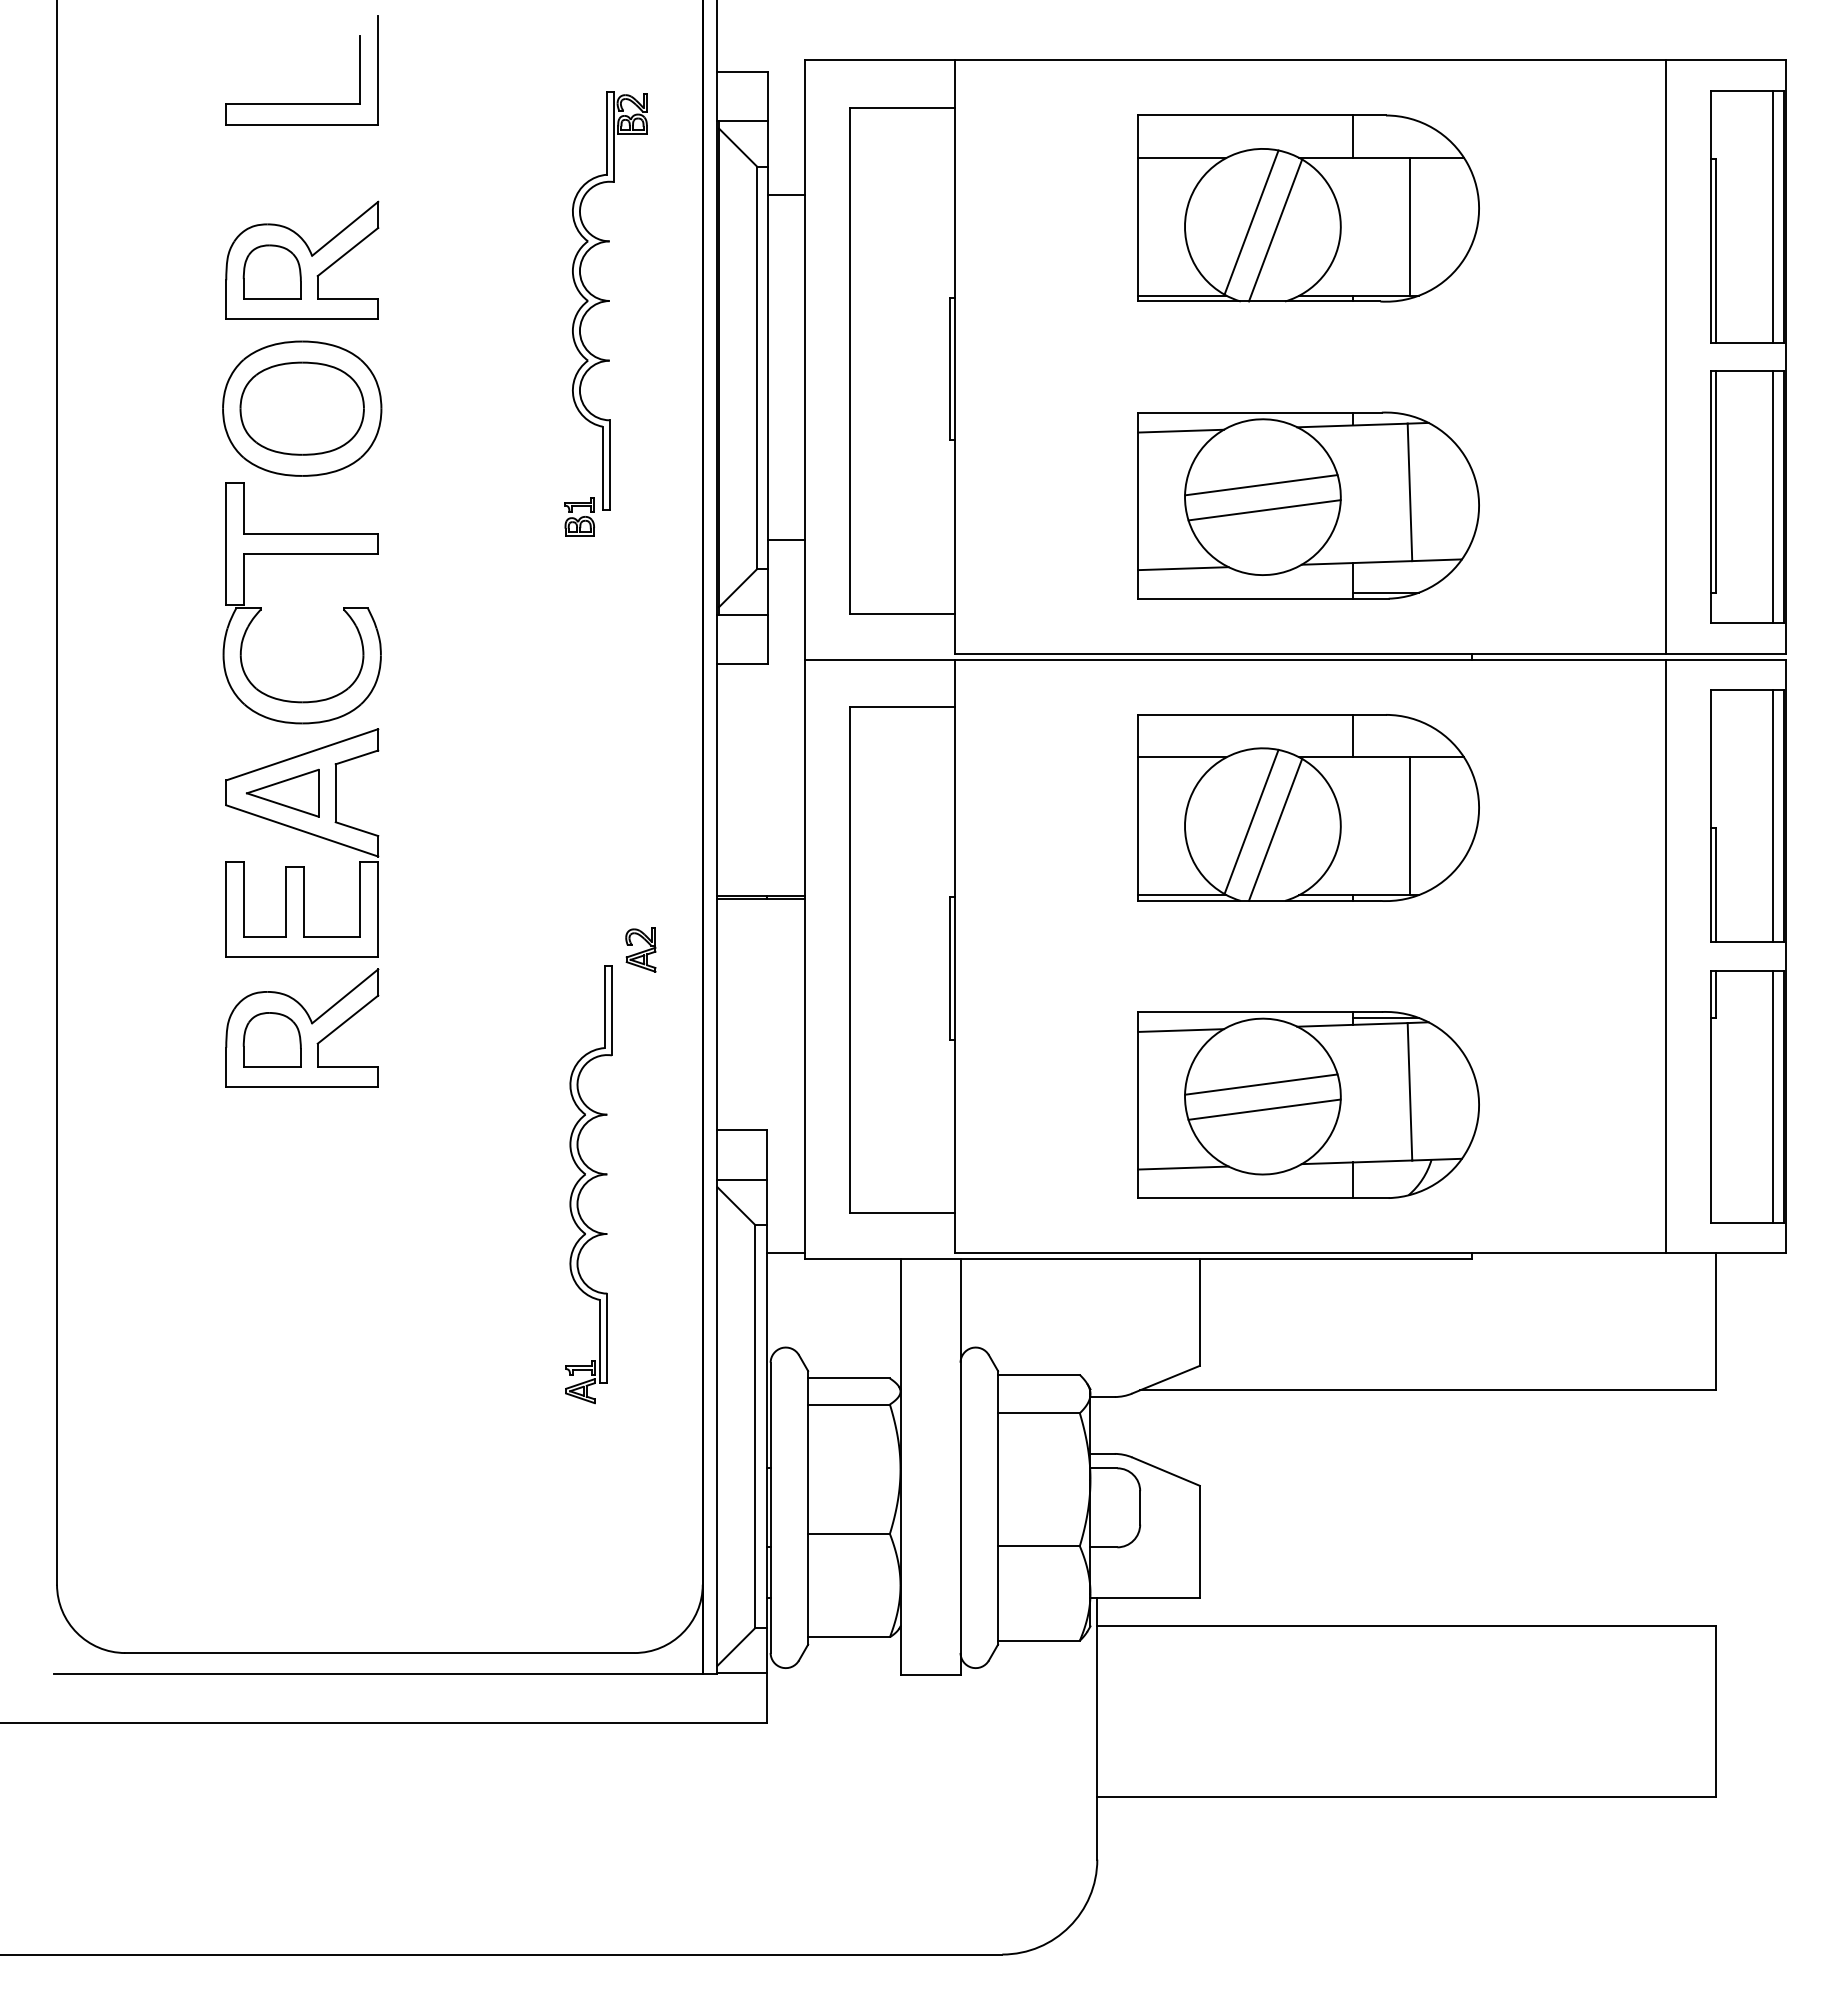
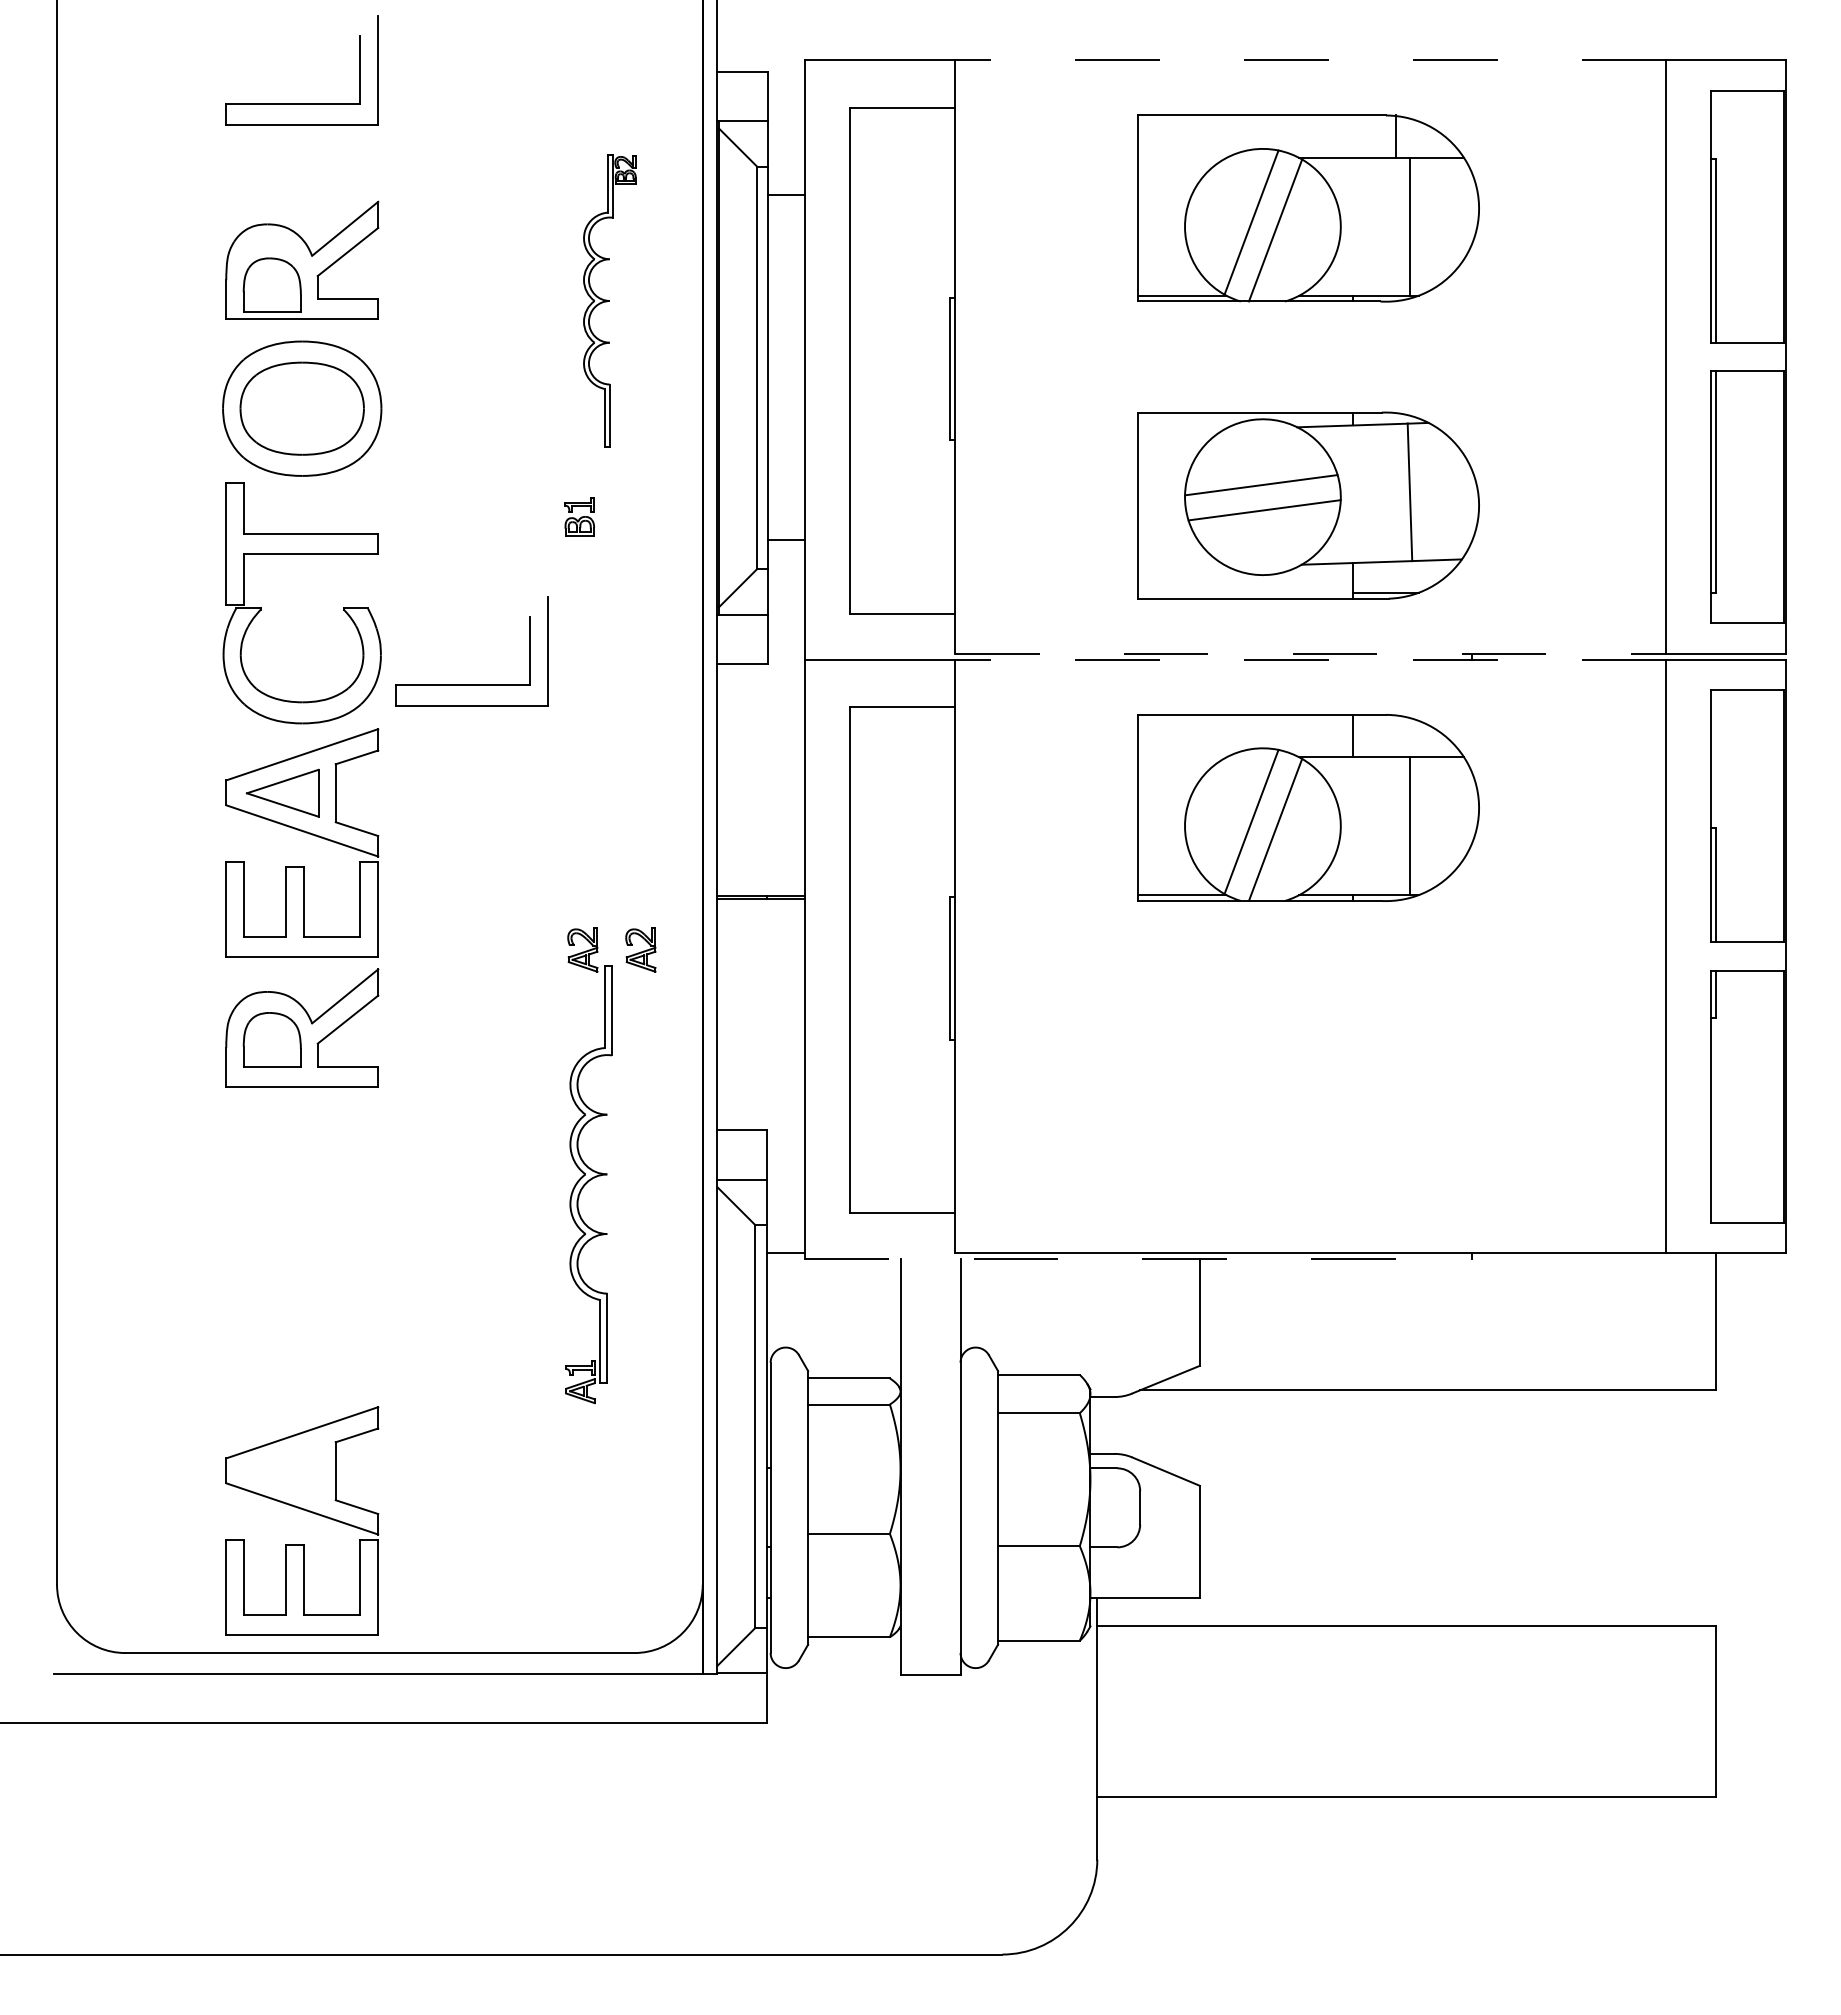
line: solid -> dashed (1310, 60)
line position: (1353, 136) -> (1396, 136) (1396, 136)
line: present -> none (1182, 158)
line: present -> none (1773, 216)
part position: (271, 271) -> (271, 284) (271, 284)
part size: 76x420 px -> 54x294 px (609, 300)
line: present -> none (1181, 430)
line: present -> none (1773, 497)
line: present -> none (1183, 568)
line: solid -> dashed (1310, 653)
line: solid -> dashed (1310, 659)
part: none -> present (471, 684)
line: present -> none (1182, 757)
line: present -> none (1773, 816)
part: none -> present (582, 949)
line: present -> none (1773, 1096)
part: present -> none (1308, 1104)
line: solid -> dashed (1138, 1259)
part: none -> present (306, 1511)
